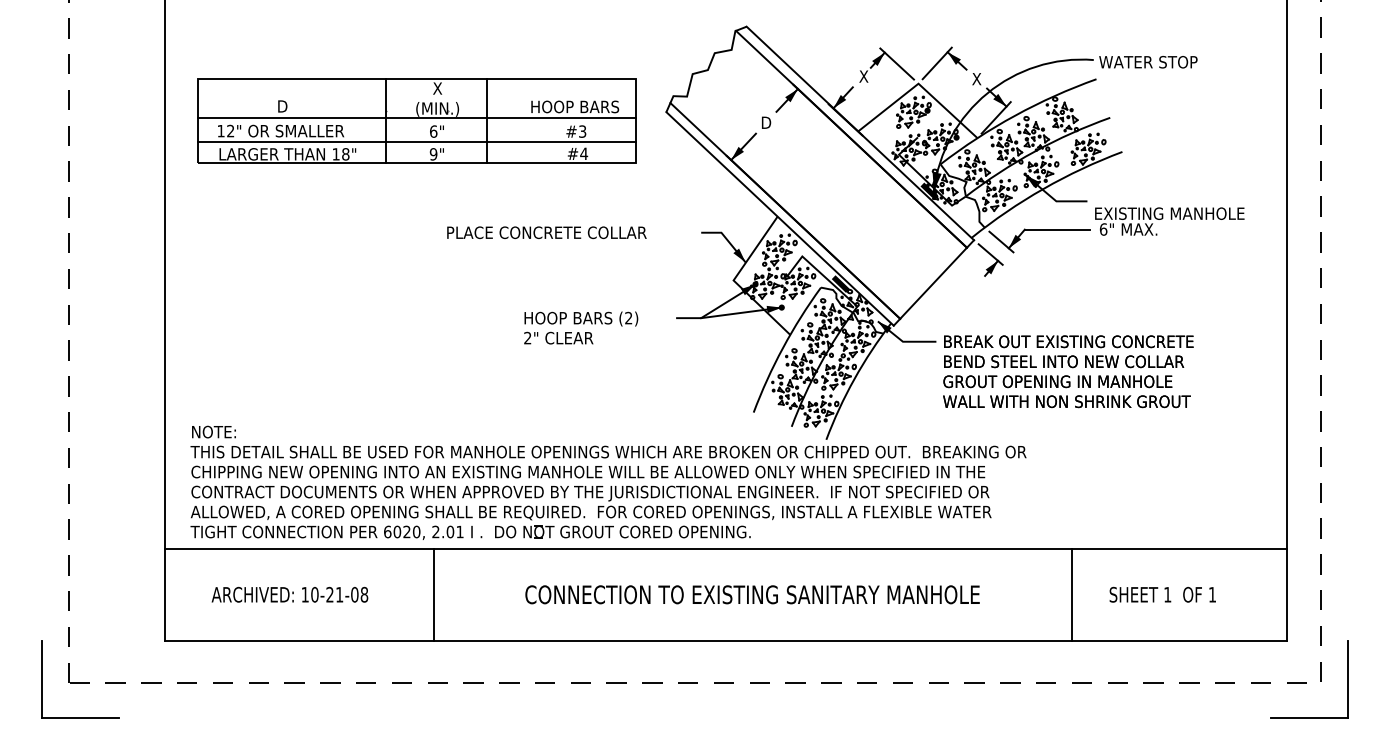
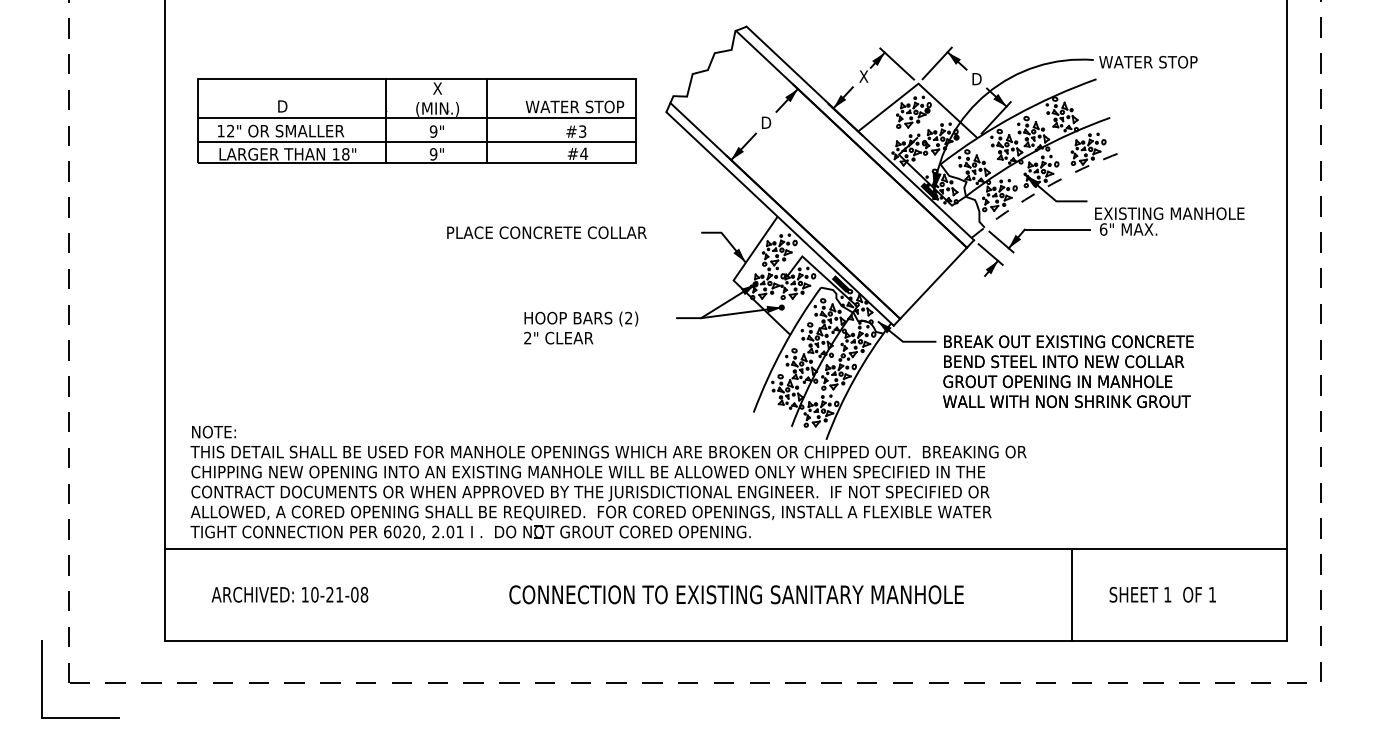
text: X -> D (976, 79)
text: HOOP BARS -> WATER STOP (574, 106)
text: 6" -> 9" (433, 131)
arc: solid -> dashed (1043, 188)
line: present -> none (433, 594)
text position: (752, 594) -> (736, 594) (736, 594)
part: present -> none (1347, 679)
